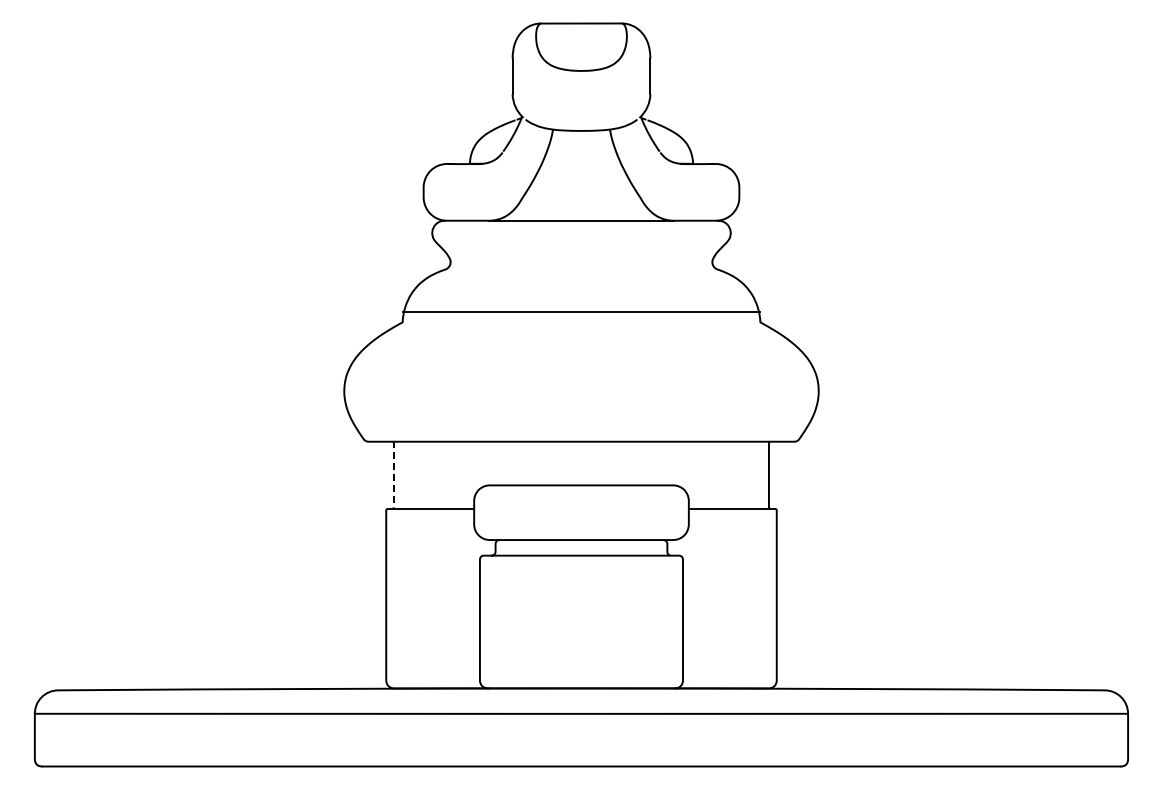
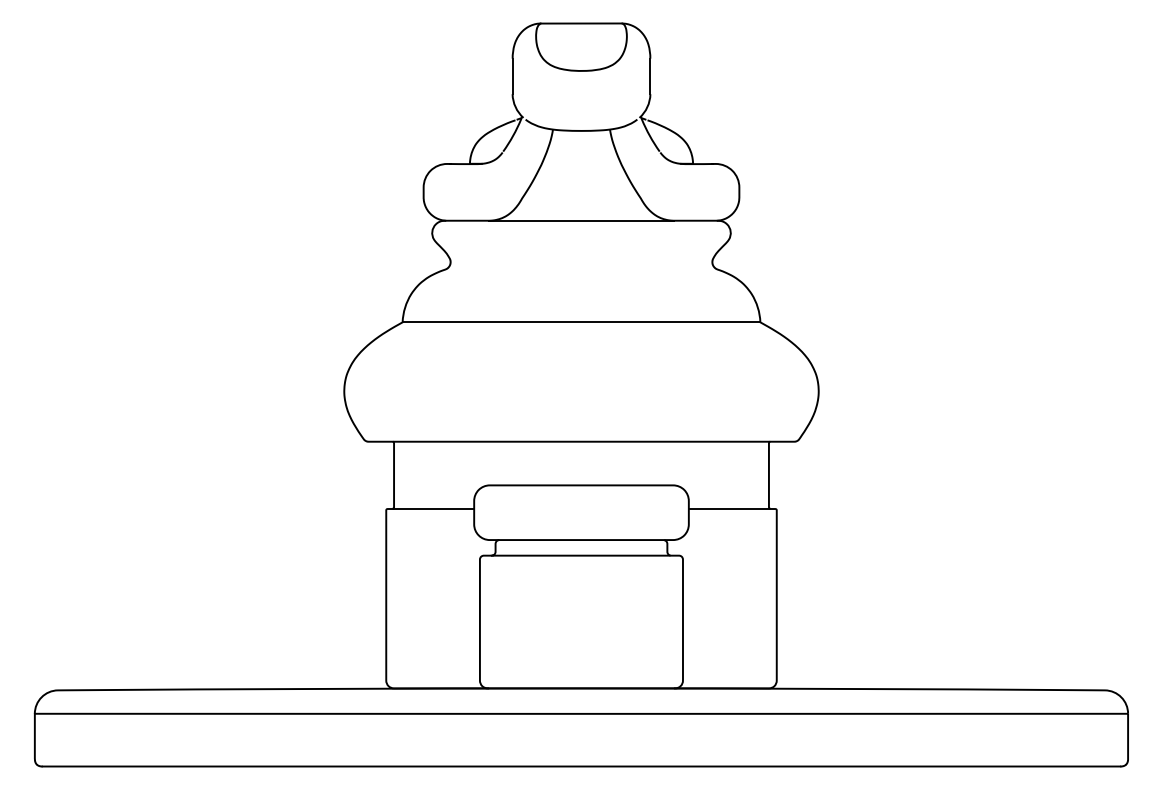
line position: (581, 312) -> (581, 322) (581, 322)
line: dashed -> solid (394, 475)
